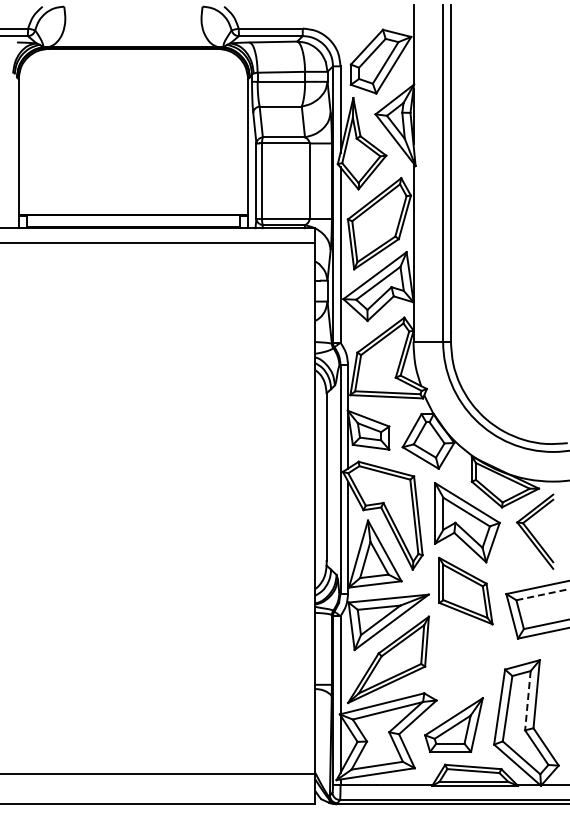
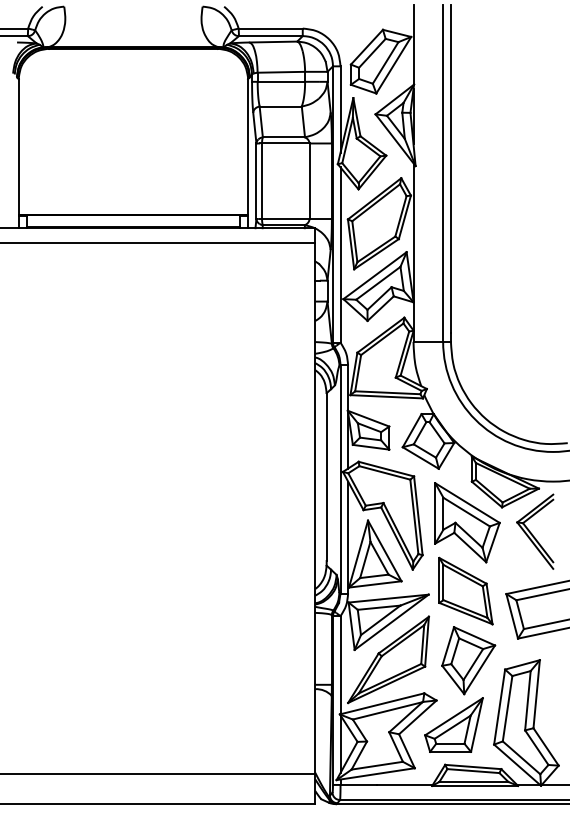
line: dashed -> solid (543, 594)
part: none -> present (468, 660)
line: dashed -> solid (527, 700)
